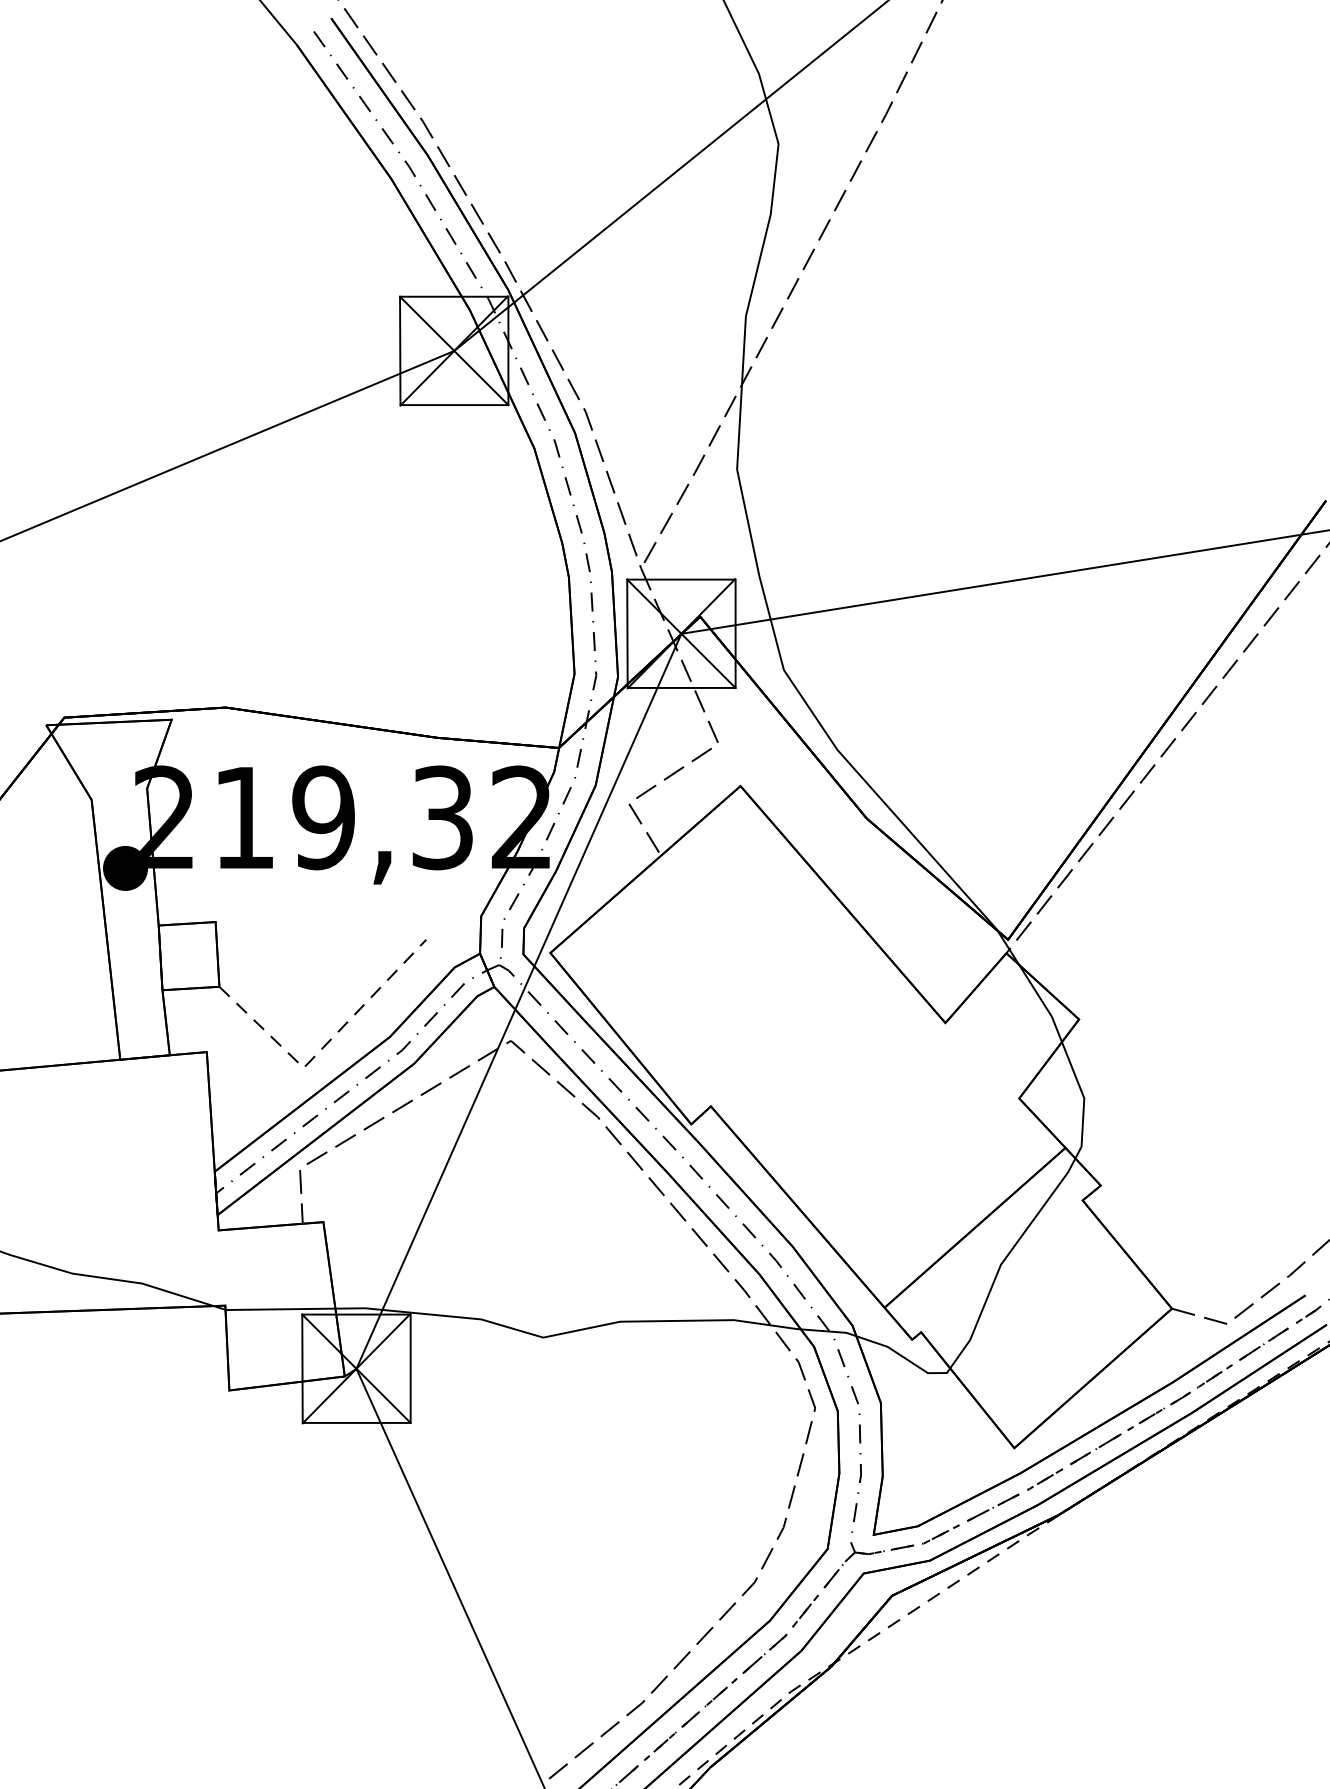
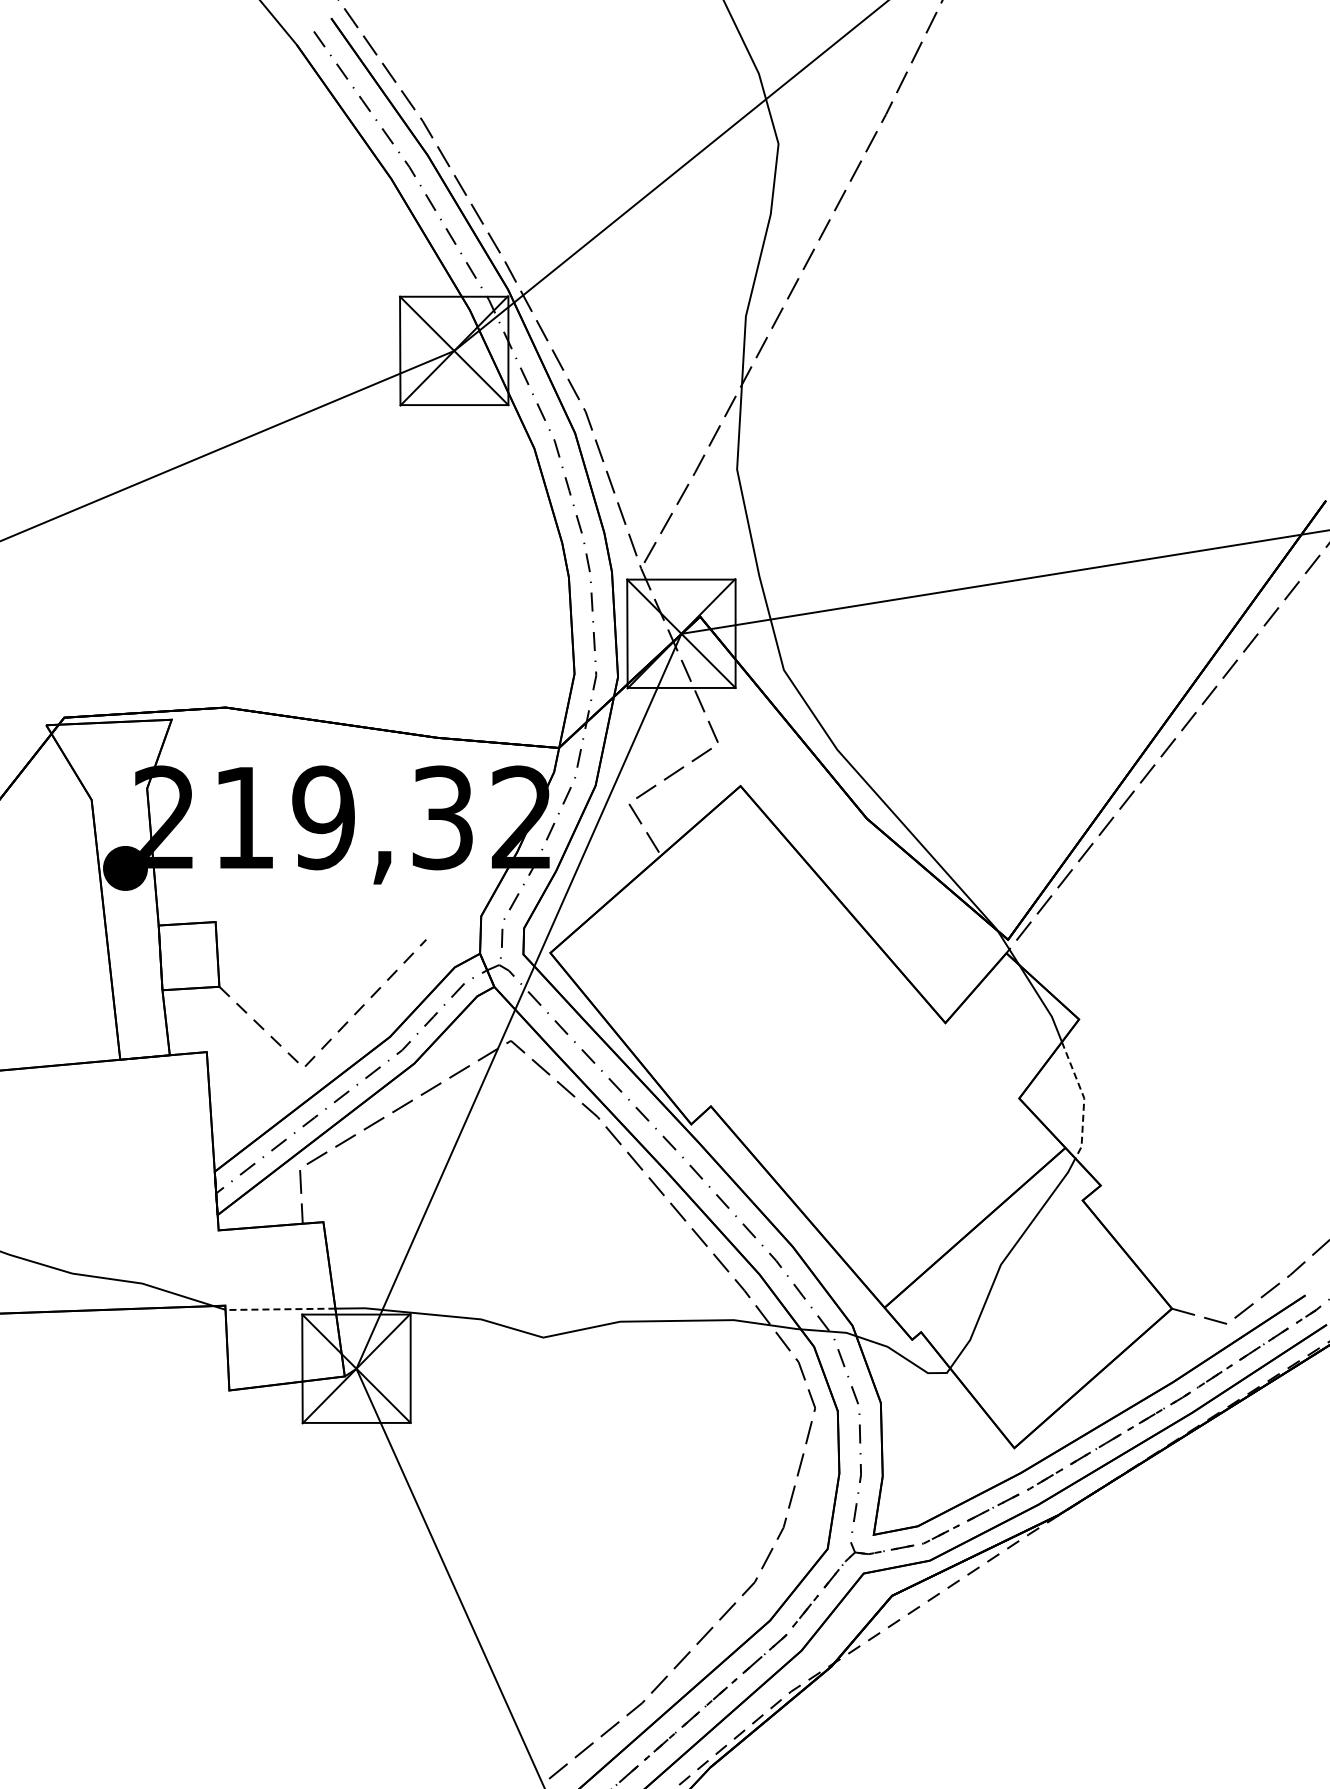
line: solid -> dashed (1084, 1099)
line: solid -> dashed (279, 1309)
